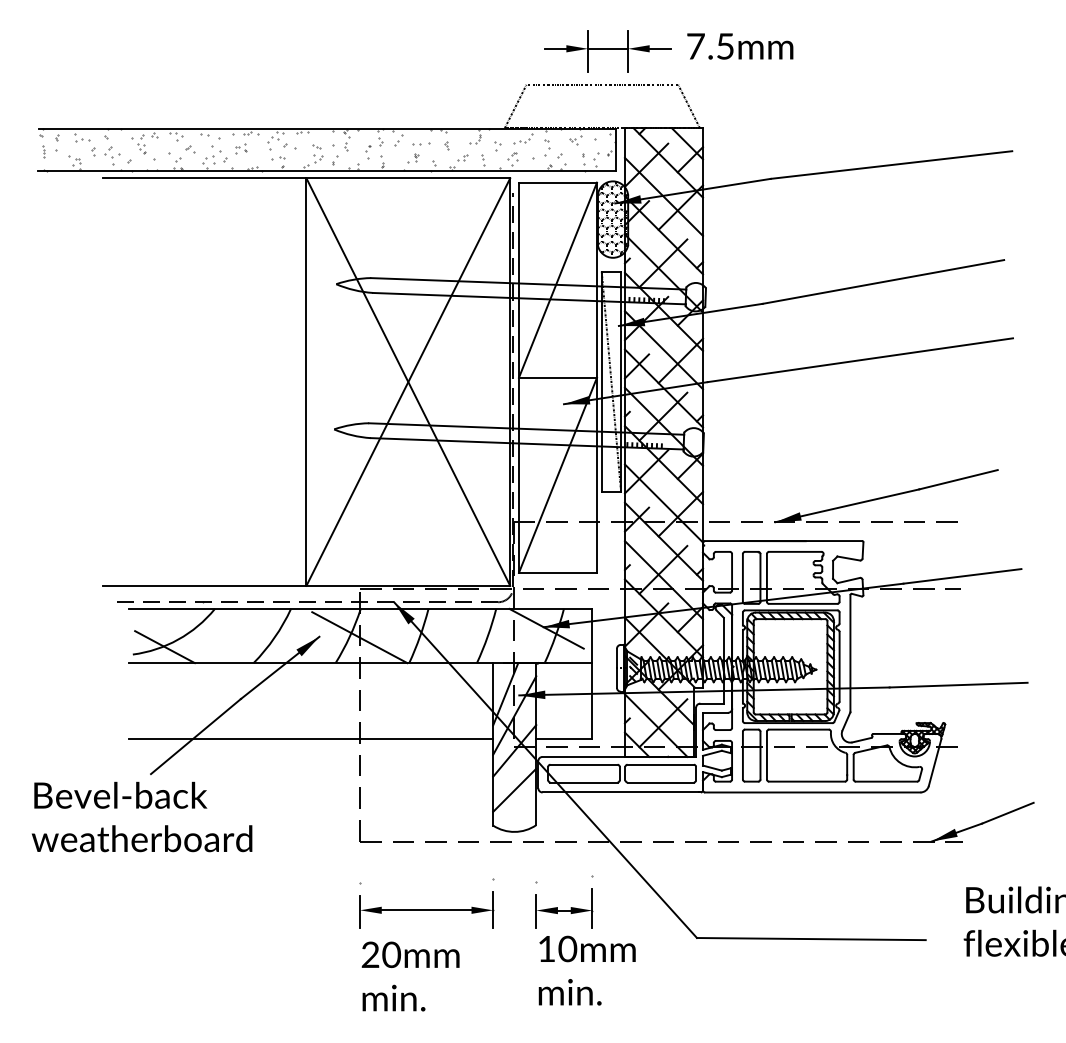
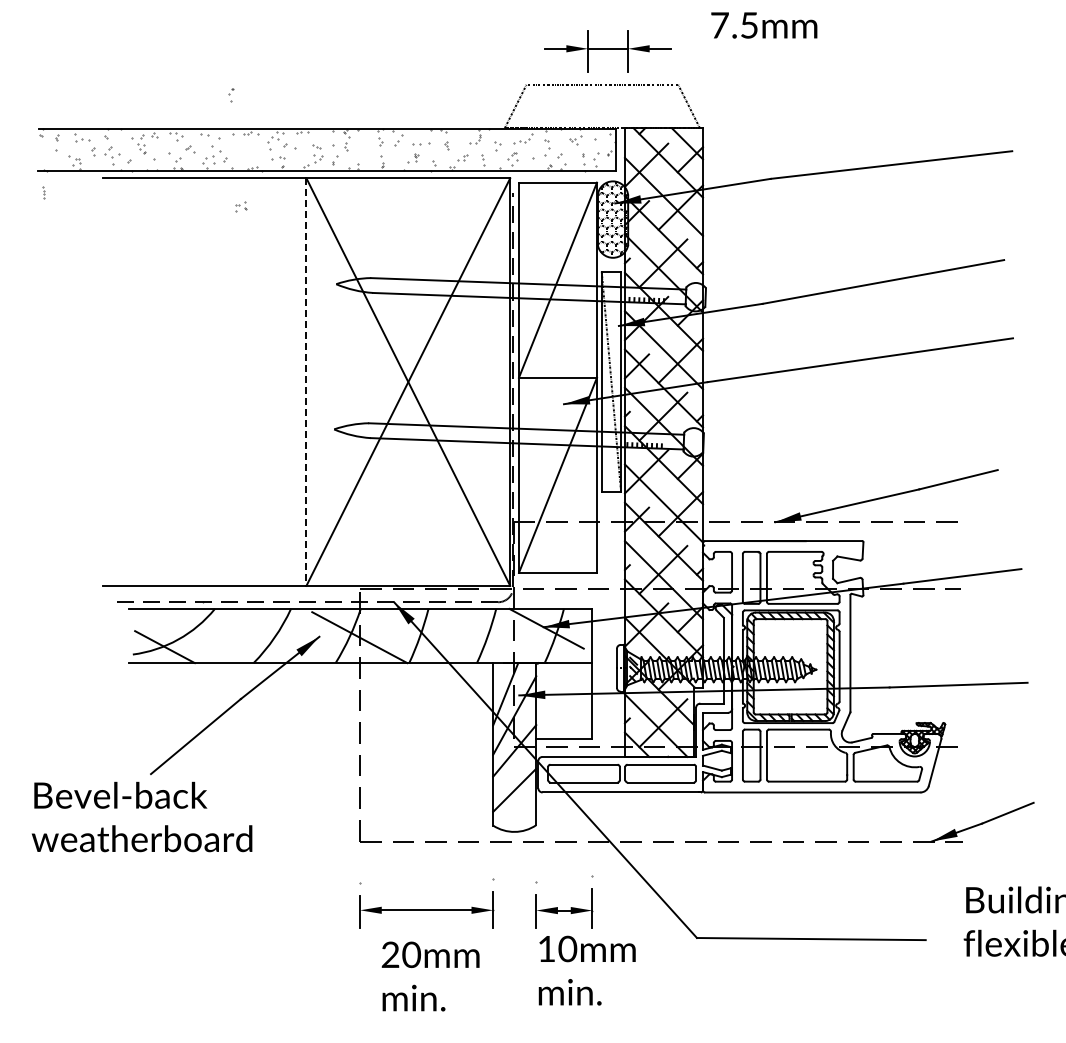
text position: (740, 46) -> (764, 25) (764, 25)
part position: (241, 148) -> (241, 206) (241, 206)
part position: (43, 151) -> (43, 192) (43, 192)
part position: (368, 152) -> (231, 95) (231, 95)
line: solid -> dashed (306, 382)
line: present -> none (310, 738)
text position: (410, 976) -> (430, 976) (430, 976)
